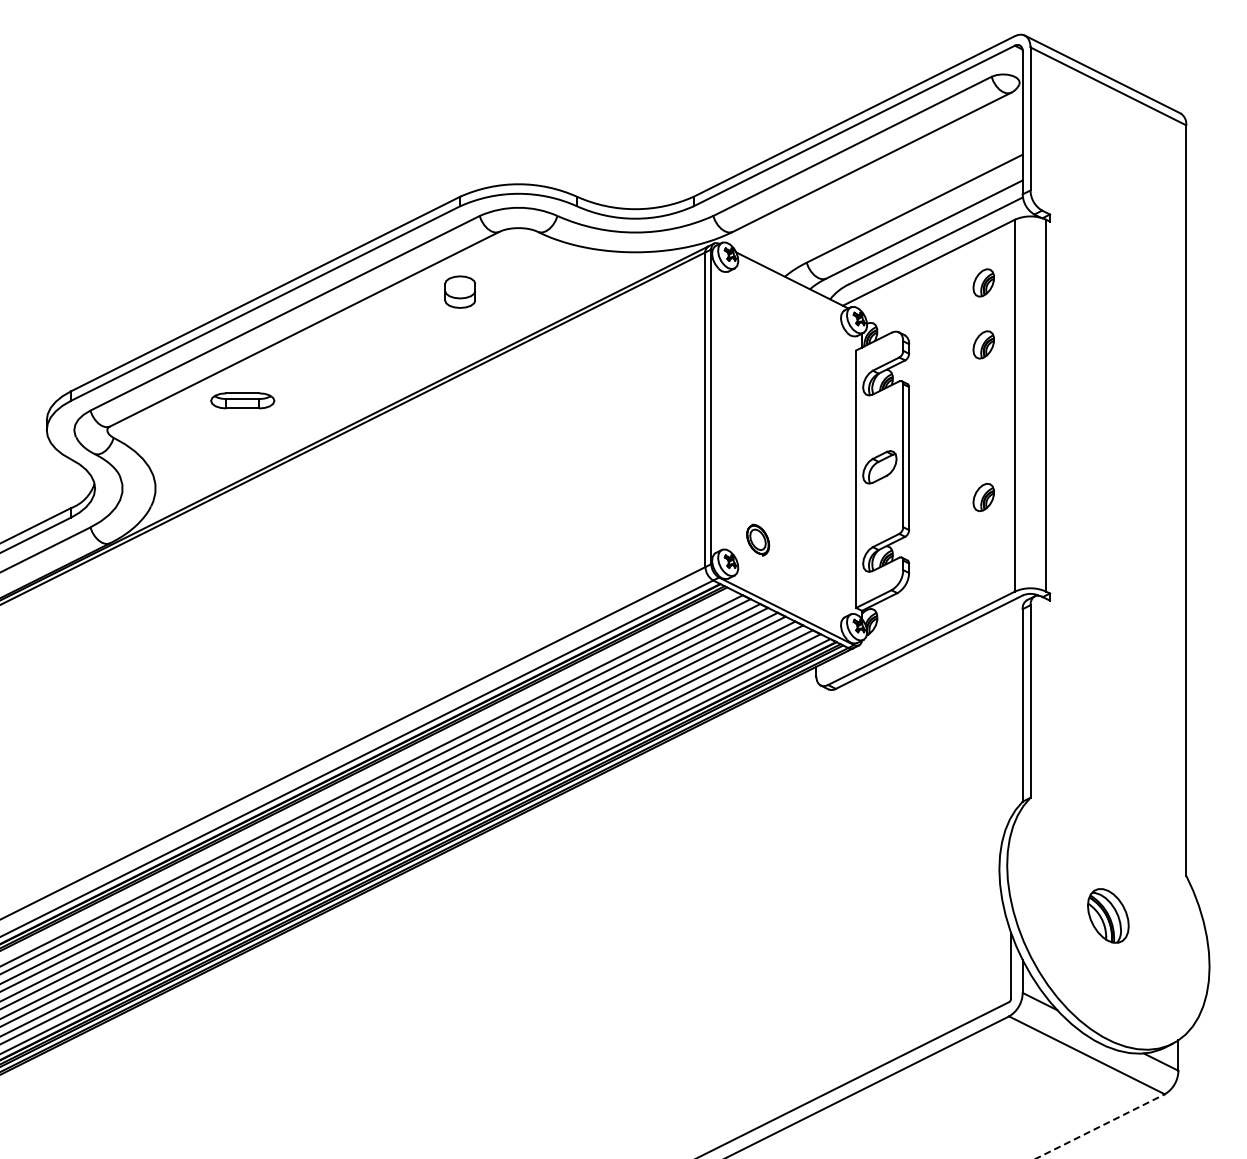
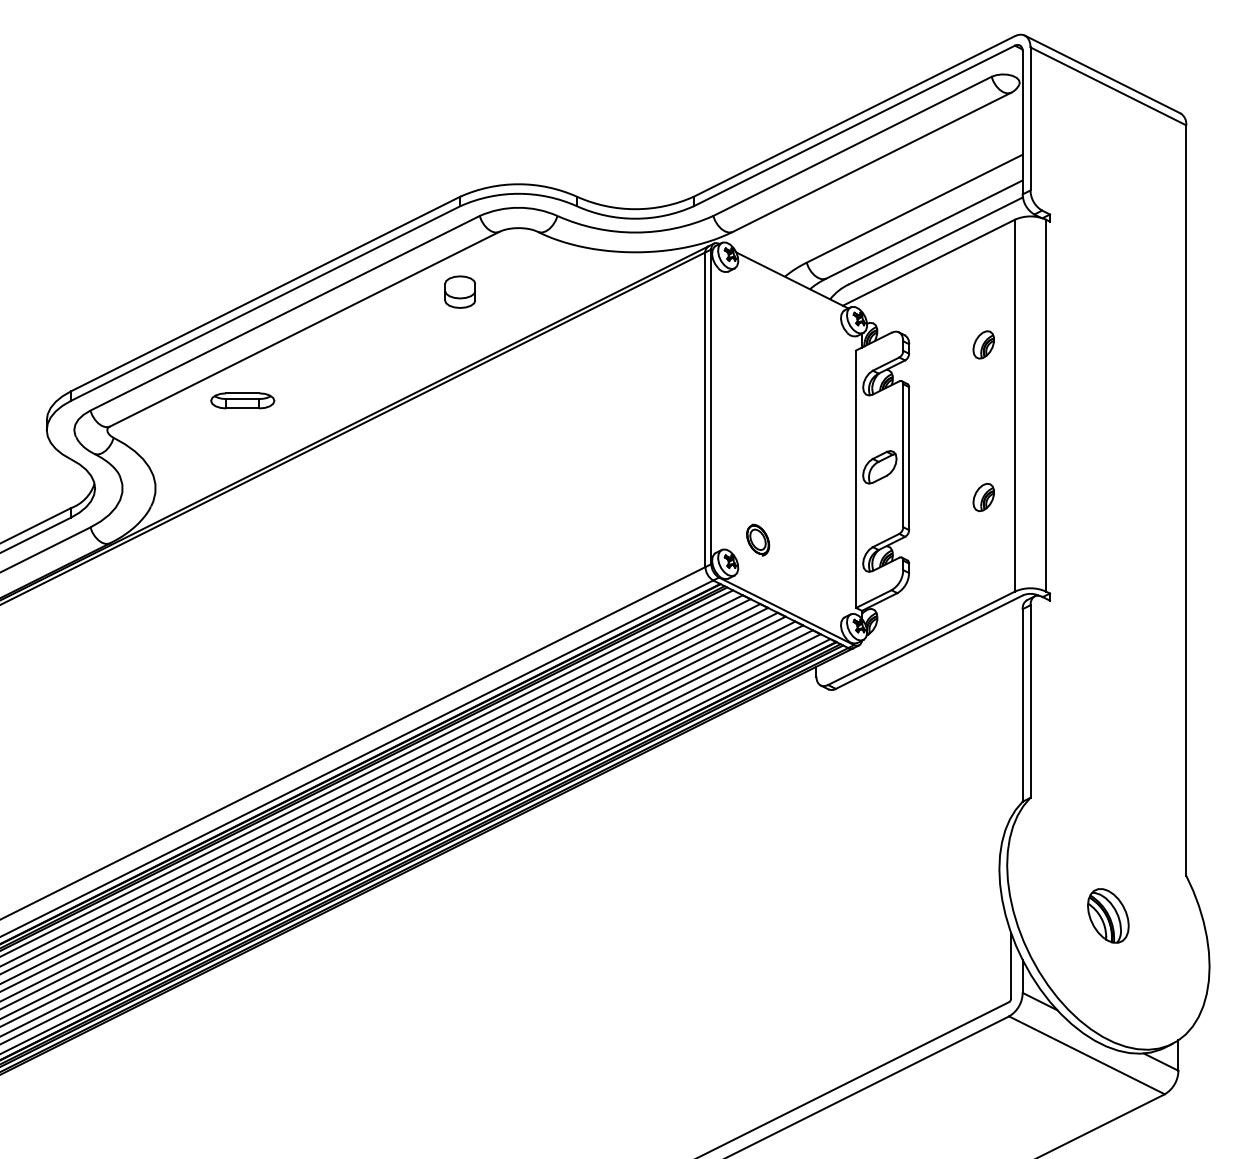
part: present -> none (983, 282)
line: none -> present (367, 772)
line: dashed -> solid (1100, 1126)
